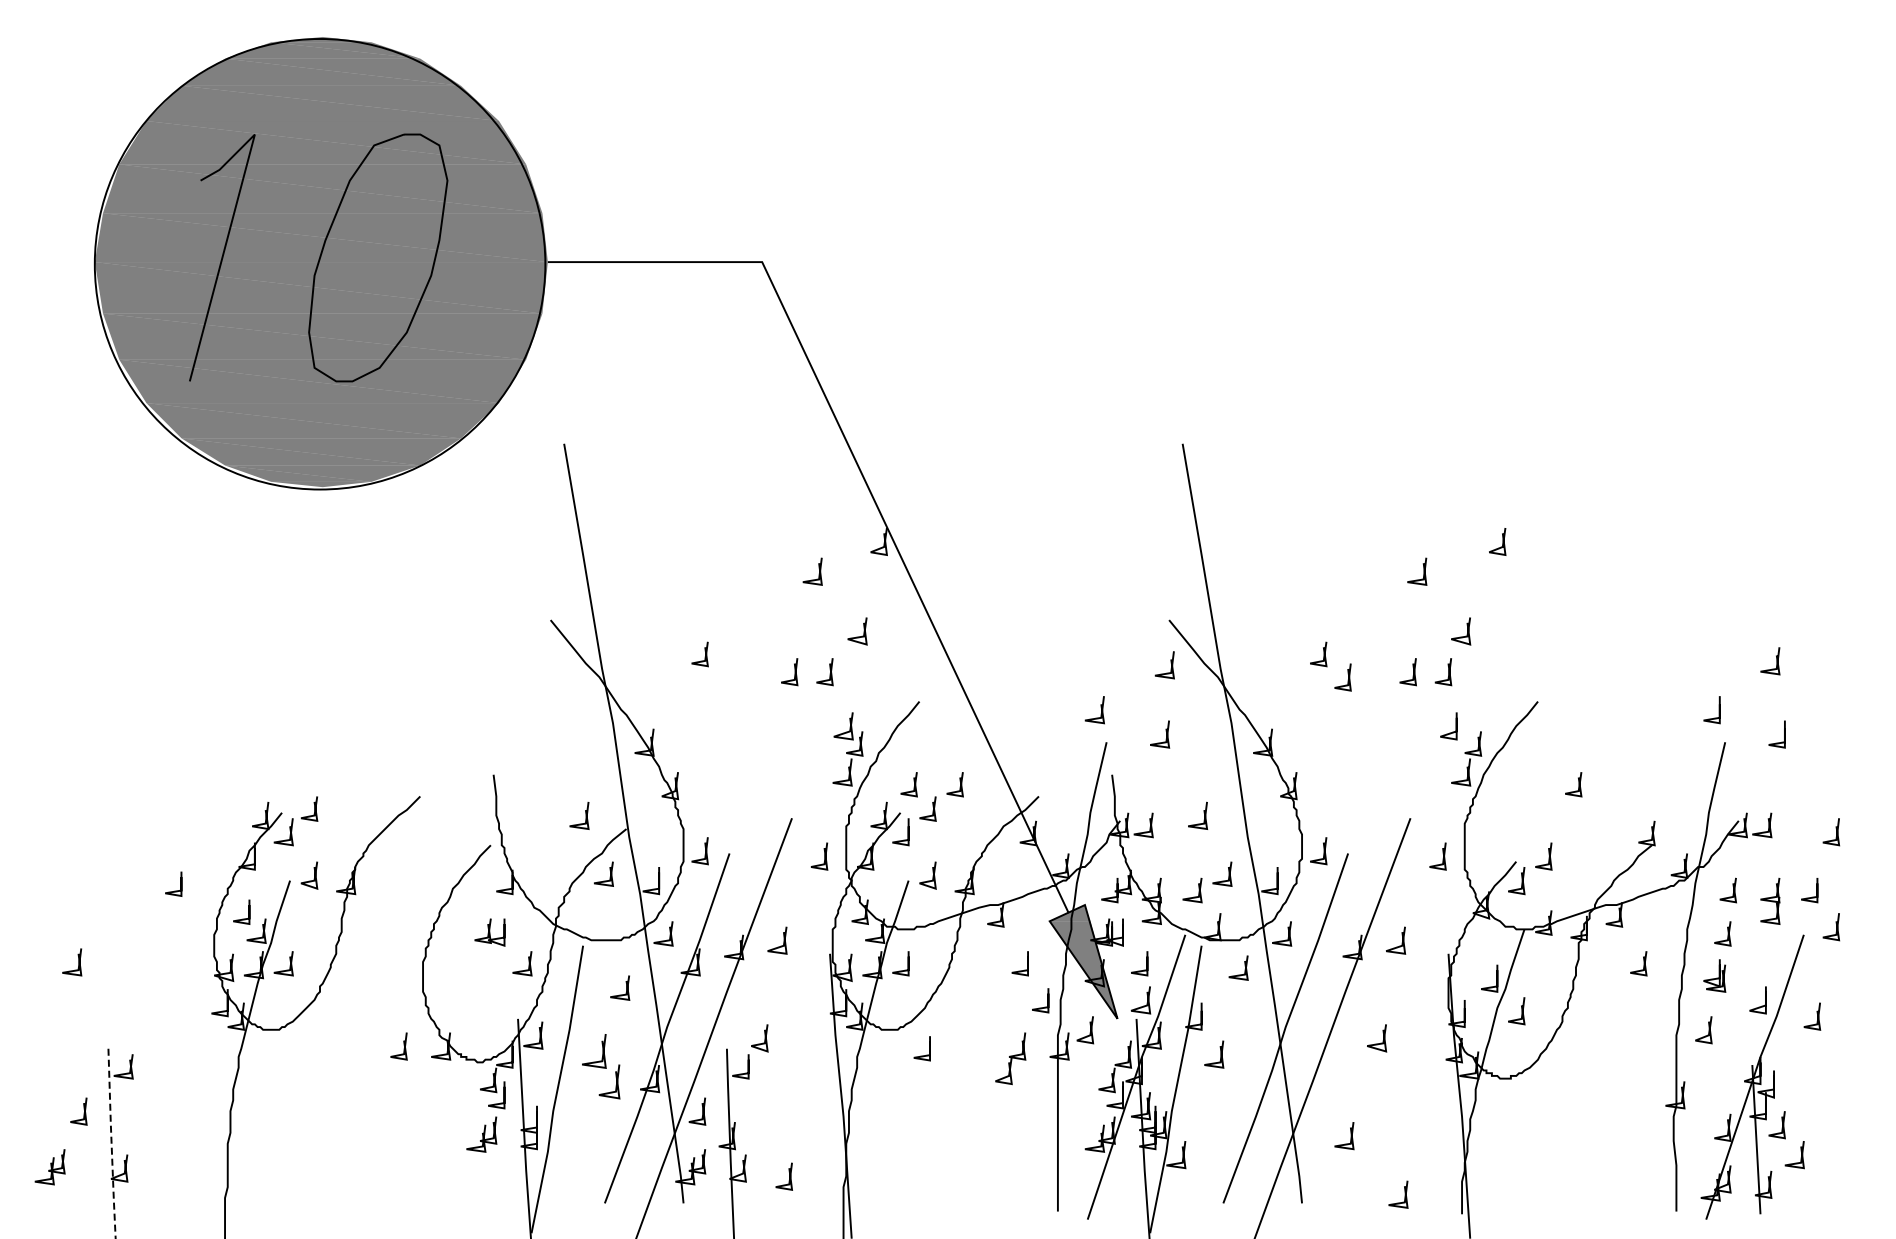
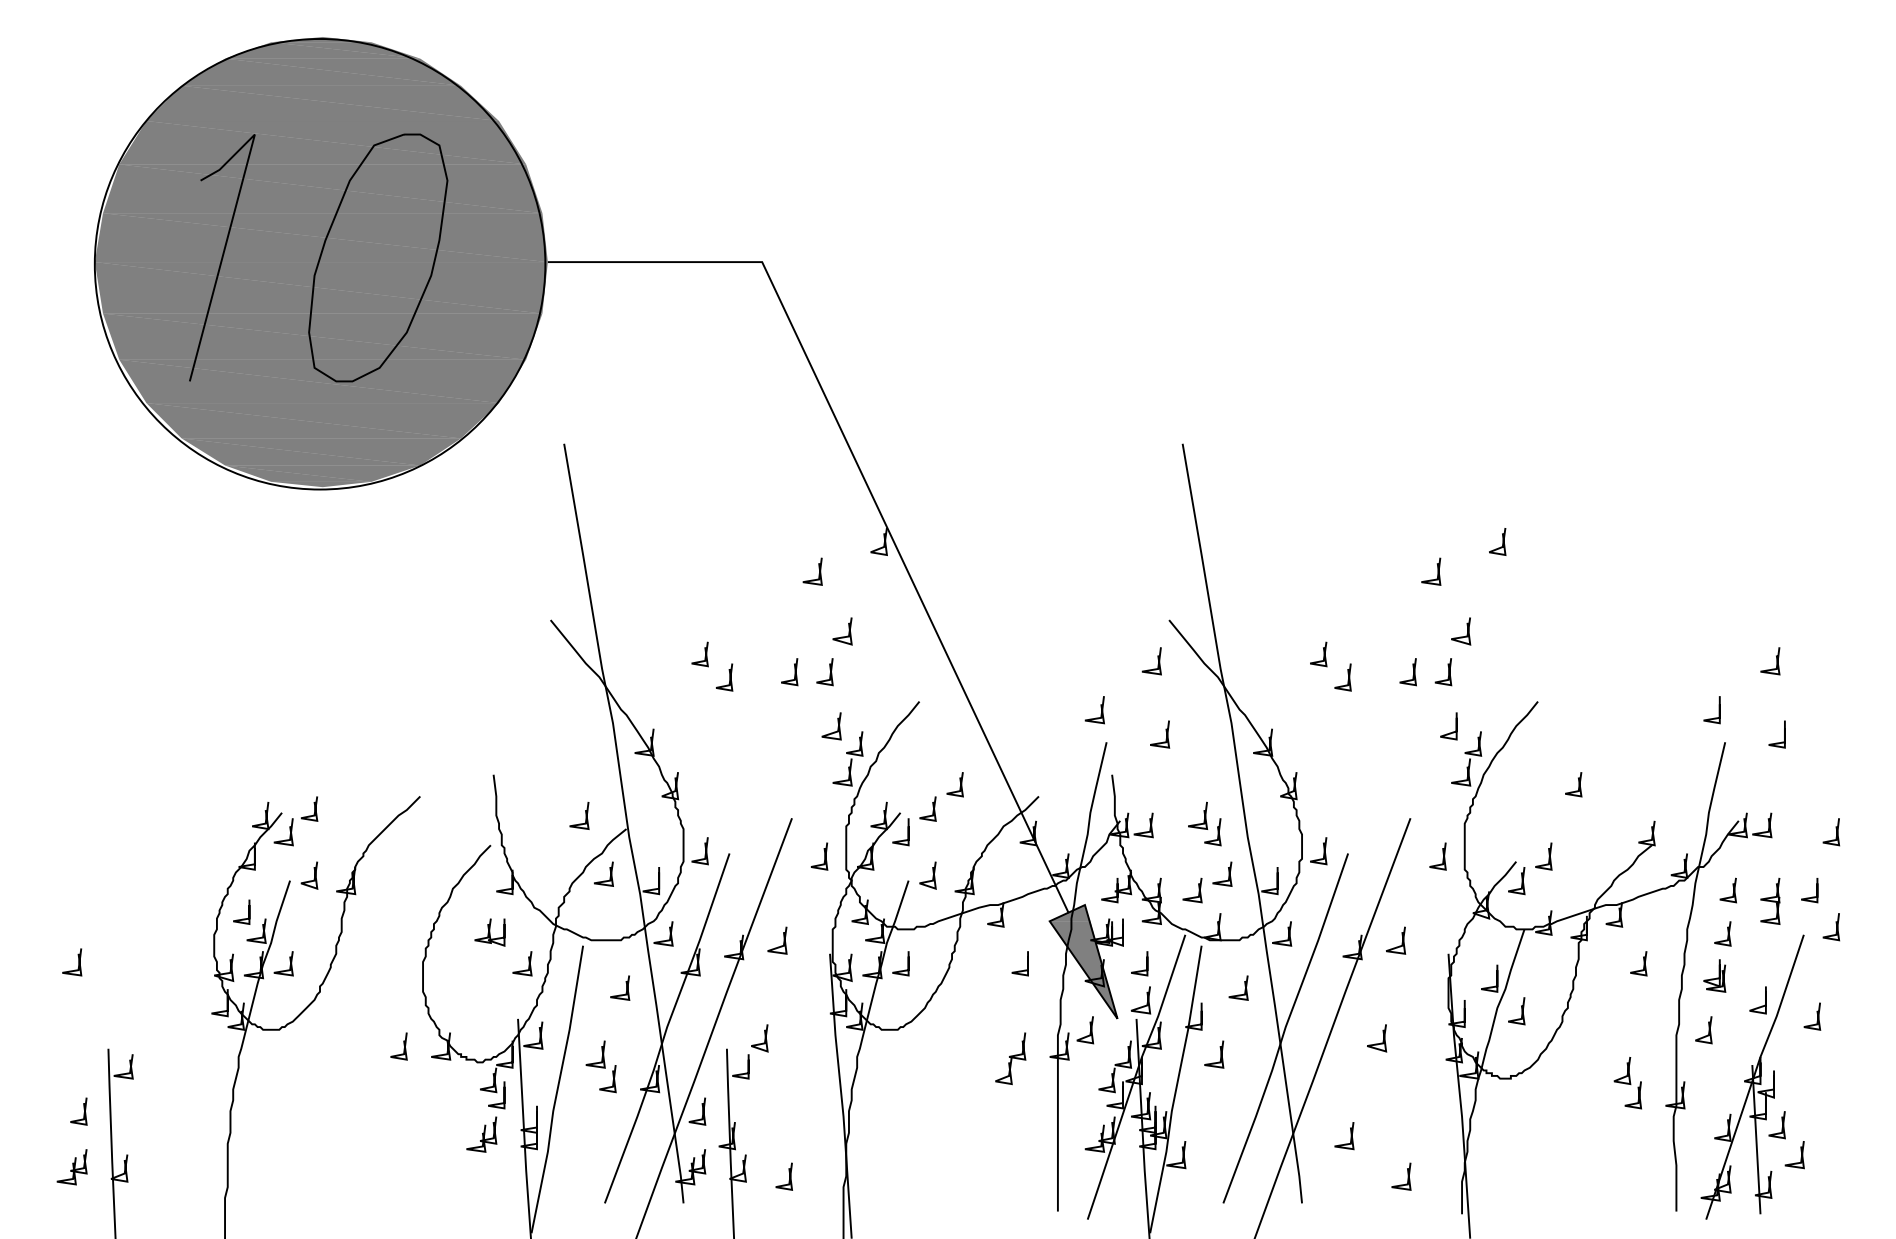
line position: (1423, 571) -> (1437, 571) (1437, 571)
line position: (857, 636) -> (842, 636) (842, 636)
line position: (1170, 663) -> (1157, 659) (1157, 659)
line: none -> present (729, 677)
line position: (846, 731) -> (834, 731) (834, 731)
line: present -> none (913, 781)
line: none -> present (1217, 832)
line: present -> none (180, 883)
line position: (1244, 966) -> (1244, 986) (1244, 986)
line: present -> none (1047, 1000)
line: present -> none (921, 1055)
part size: 39x66 px -> 32x54 px (600, 1066)
part: none -> present (1627, 1083)
arc: dashed -> solid (111, 1144)
part position: (49, 1167) -> (71, 1167) (71, 1167)
line position: (1404, 1194) -> (1407, 1176) (1407, 1176)
